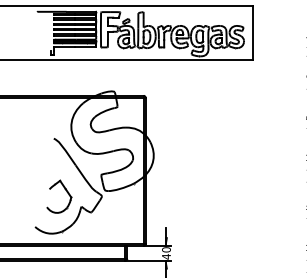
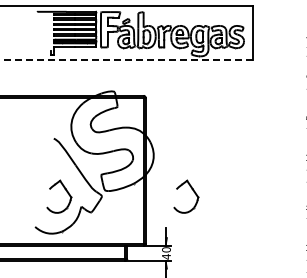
line: solid -> dashed (125, 60)
part: none -> present (193, 192)
